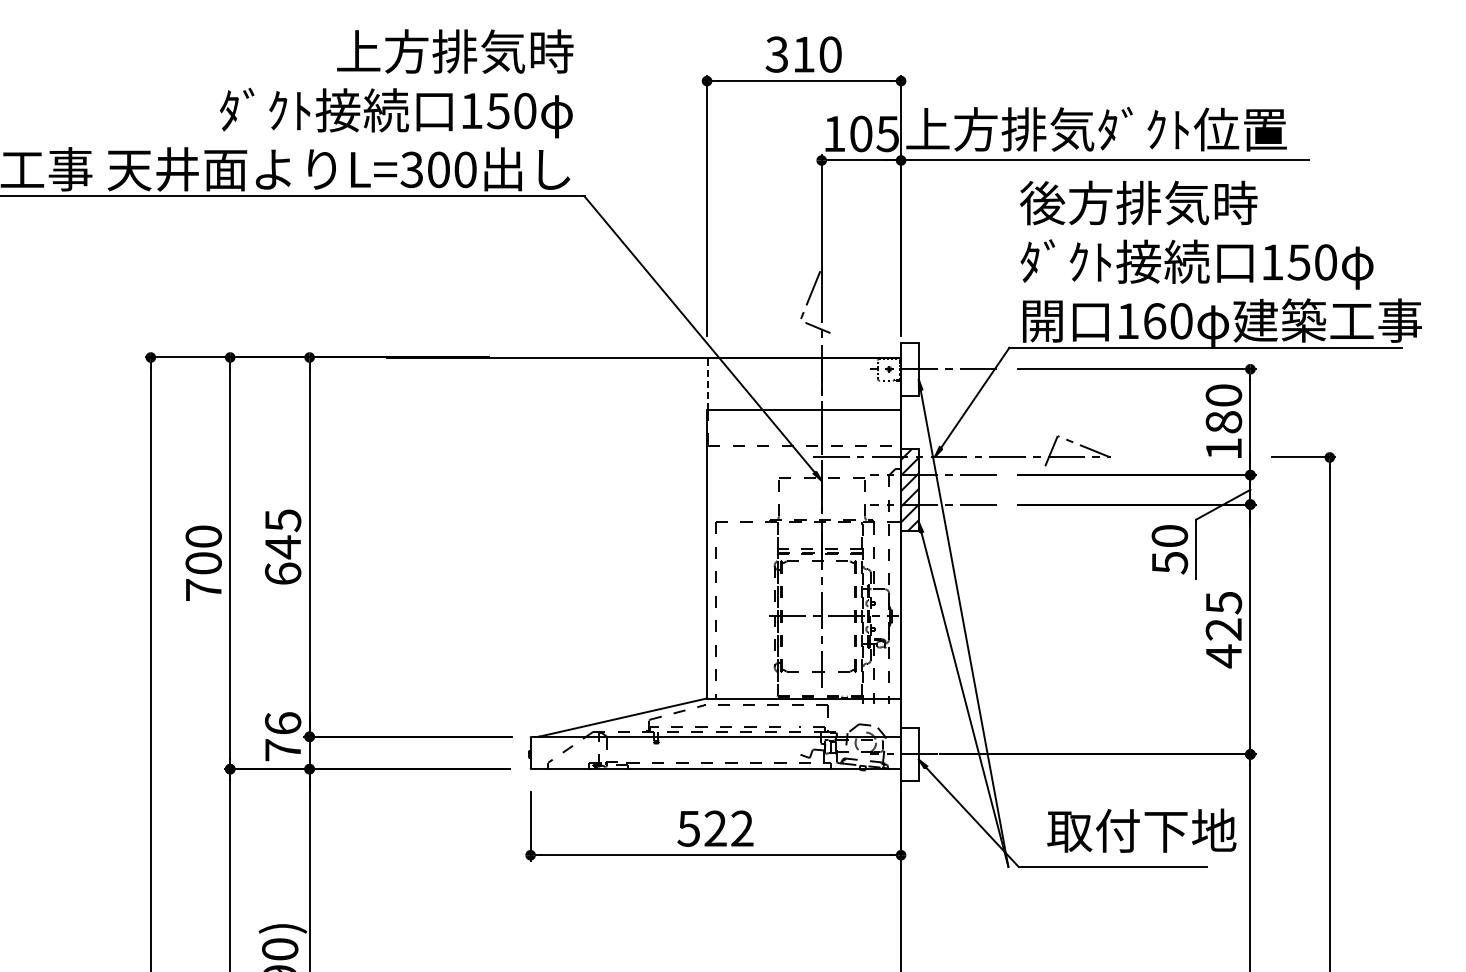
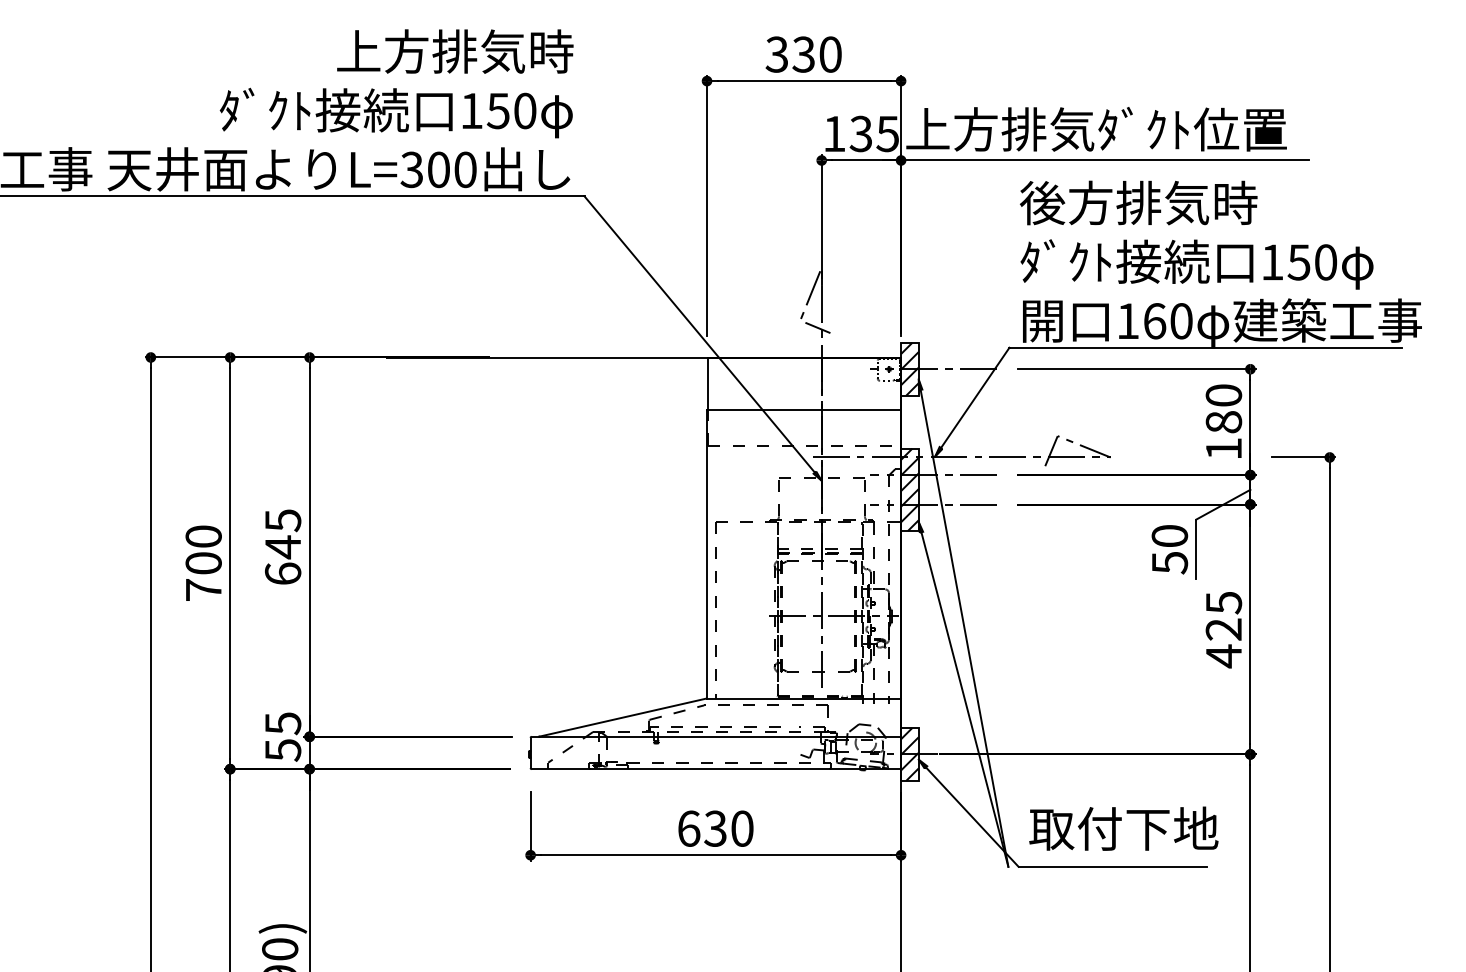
text: 310 -> 330 (803, 54)
text: 105 -> 135 (860, 133)
hatch: none -> present (909, 368)
line: dashed -> solid (708, 383)
text: 76 -> 55 (283, 736)
hatch: none -> present (909, 753)
text: 522 -> 630 (715, 828)
text position: (1141, 830) -> (1123, 828) (1123, 828)
